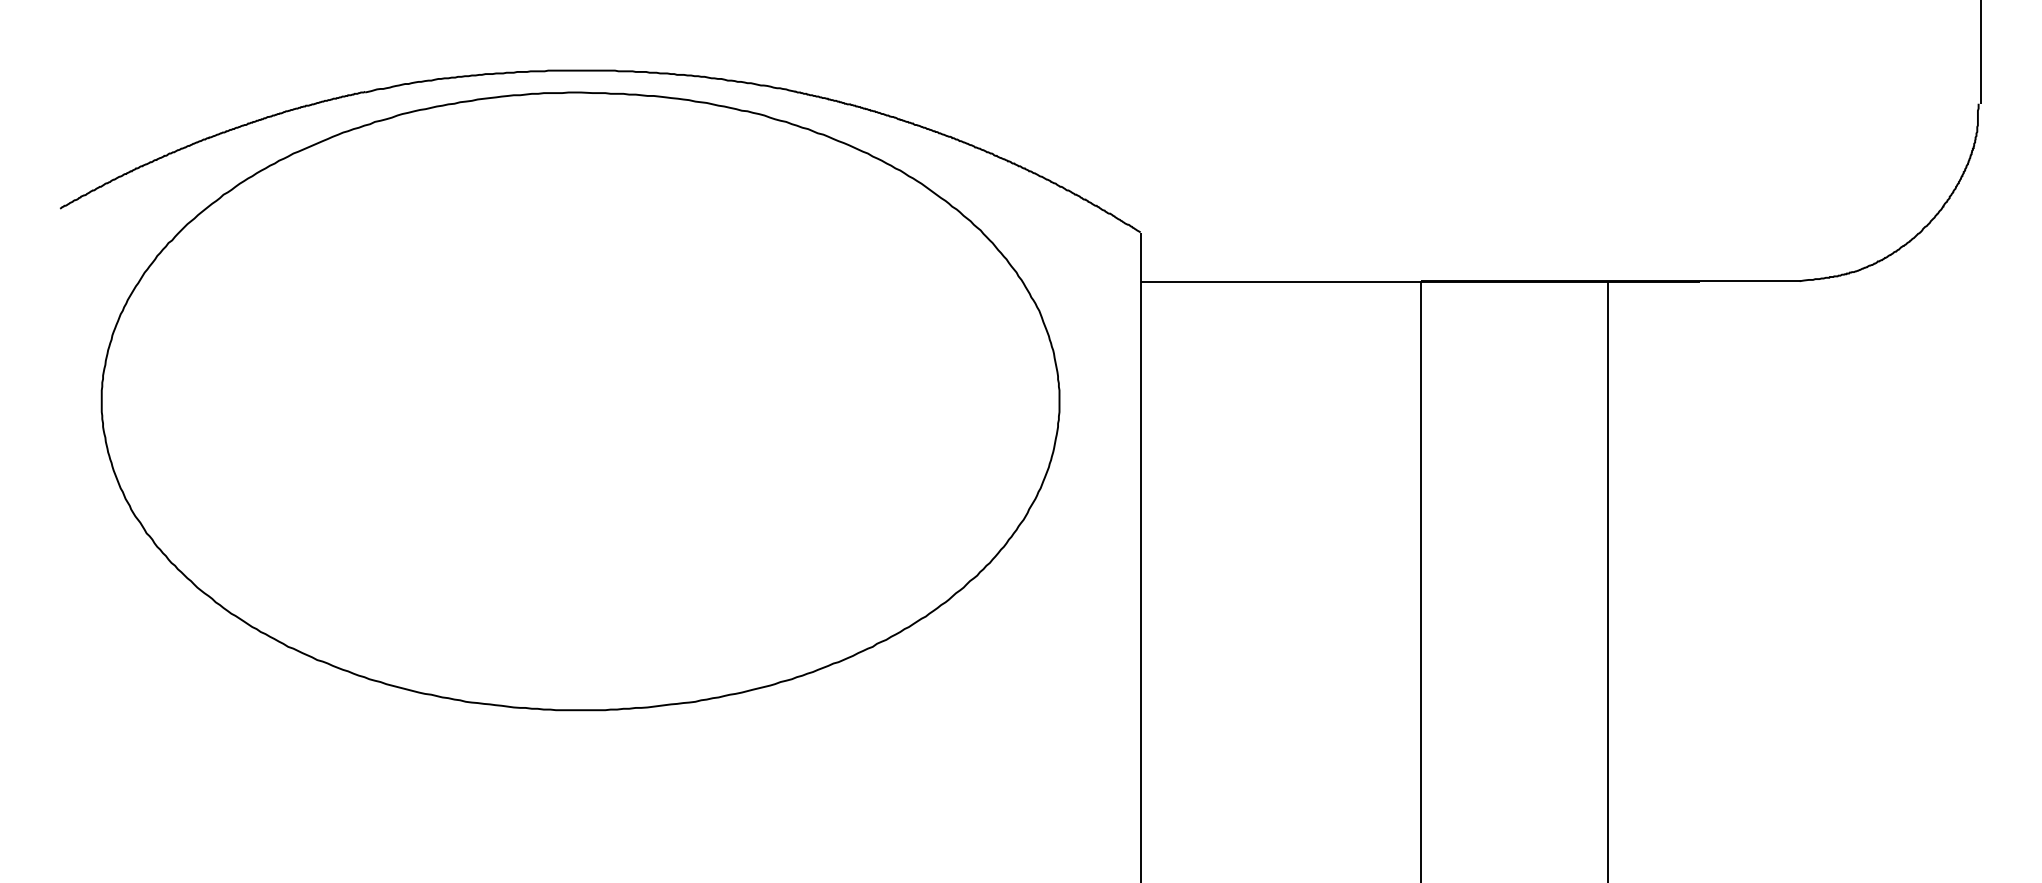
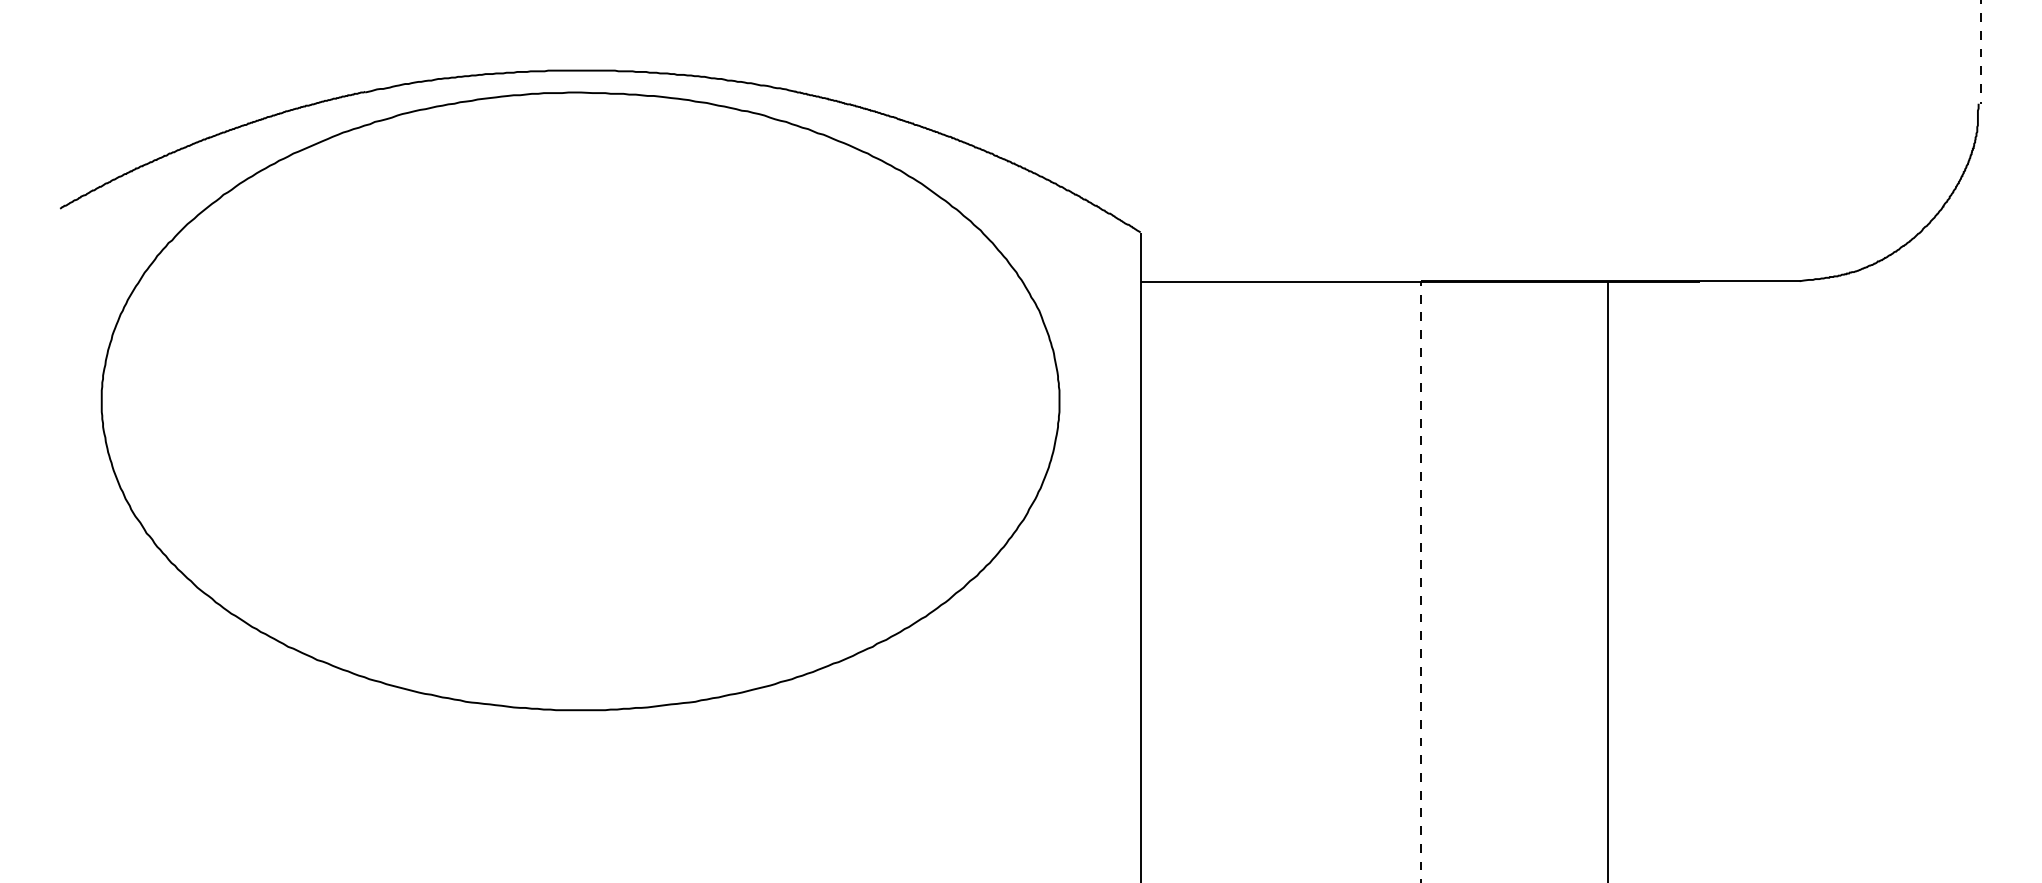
line: solid -> dashed (1980, 52)
line: solid -> dashed (1420, 581)
